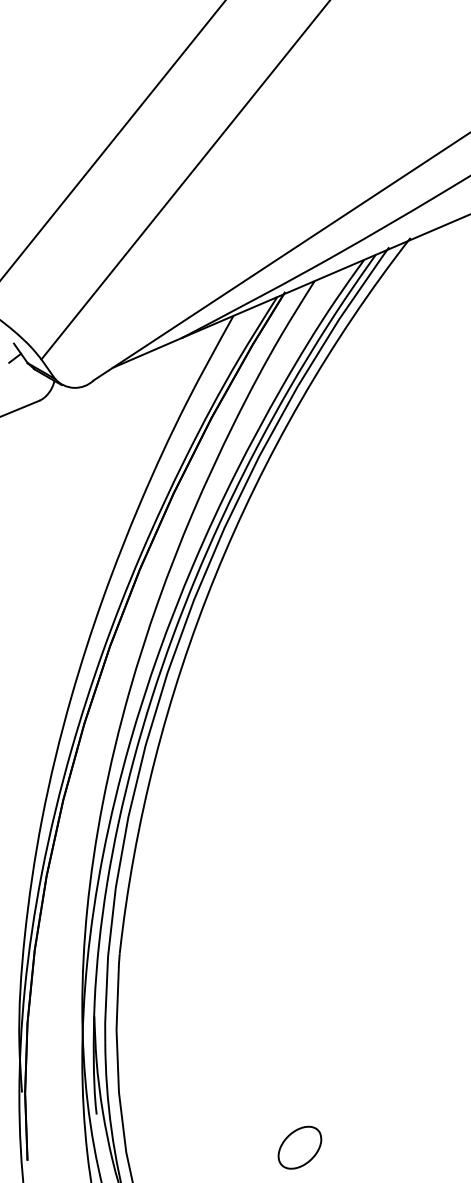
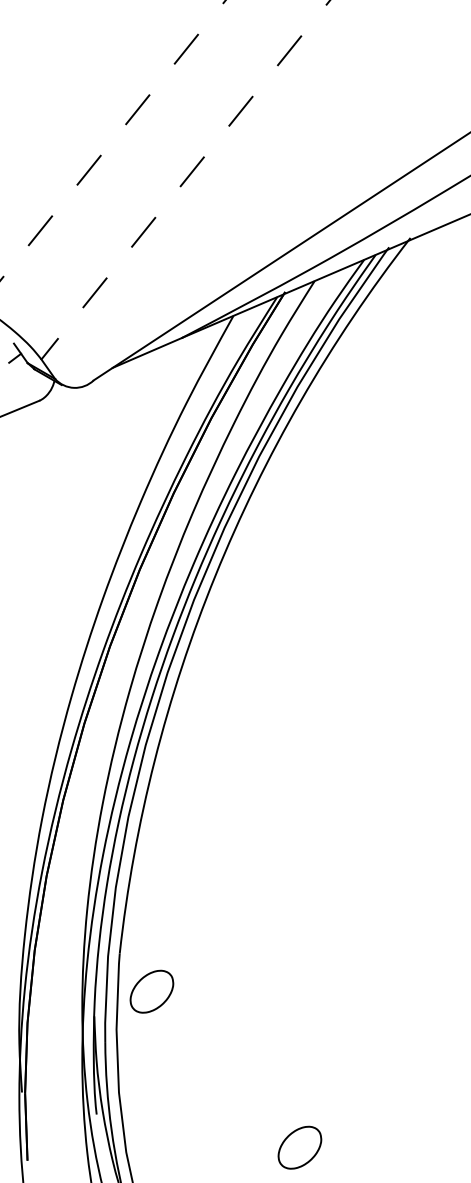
line: solid -> dashed (113, 140)
line: solid -> dashed (185, 180)
part: none -> present (151, 991)
